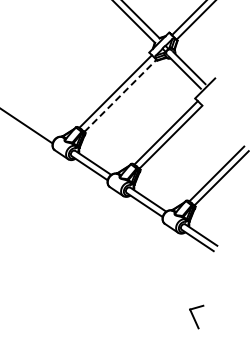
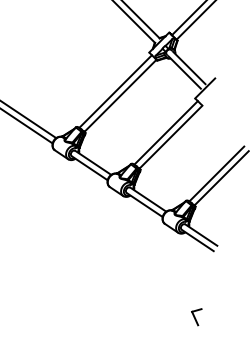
line: dashed -> solid (120, 95)
line: none -> present (29, 120)
part size: 16x26 px -> 12x19 px (196, 317)
